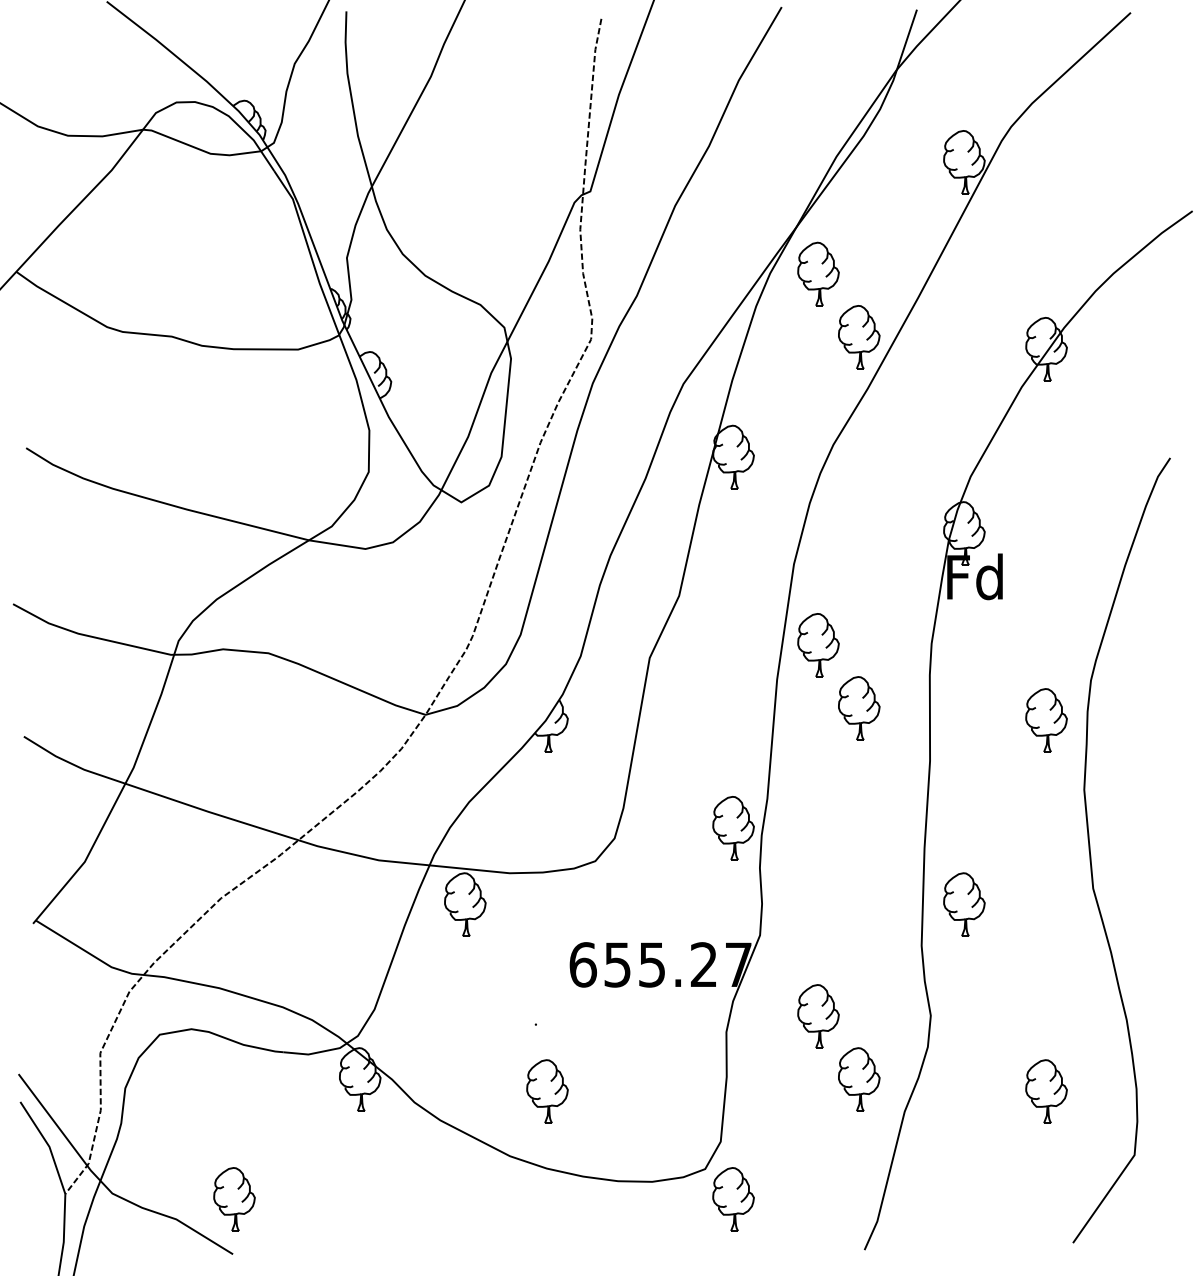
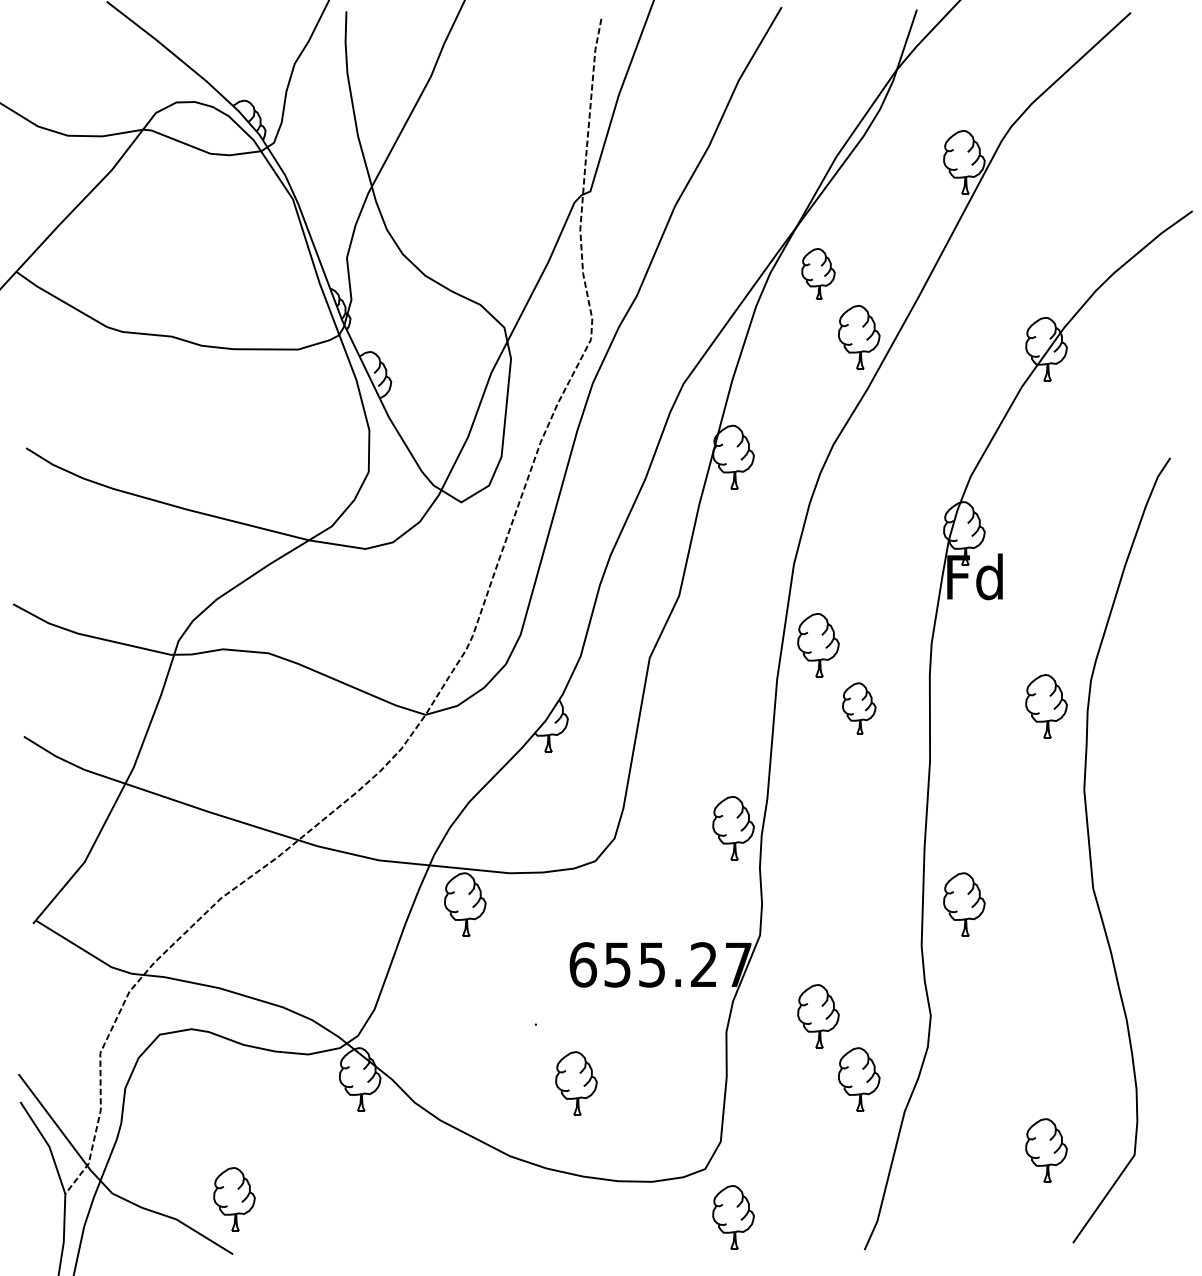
part size: 43x66 px -> 35x52 px (818, 273)
part size: 43x65 px -> 35x53 px (859, 708)
part position: (1046, 720) -> (1046, 706) (1046, 706)
part position: (547, 1091) -> (576, 1083) (576, 1083)
part position: (1046, 1091) -> (1046, 1150) (1046, 1150)
part position: (733, 1199) -> (733, 1217) (733, 1217)
